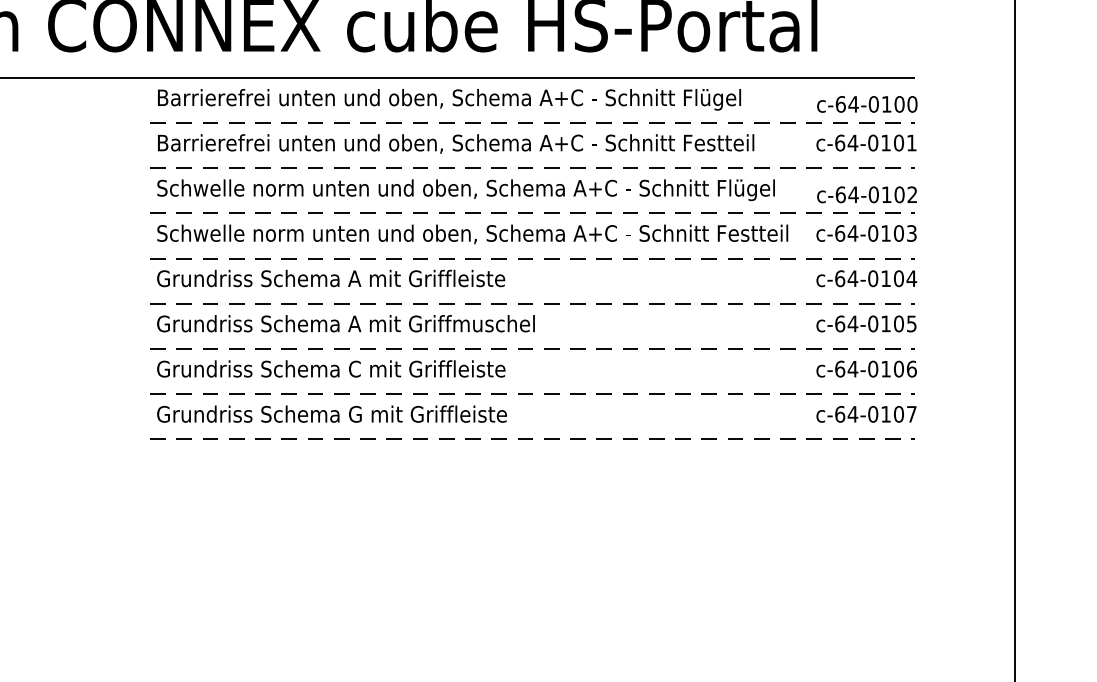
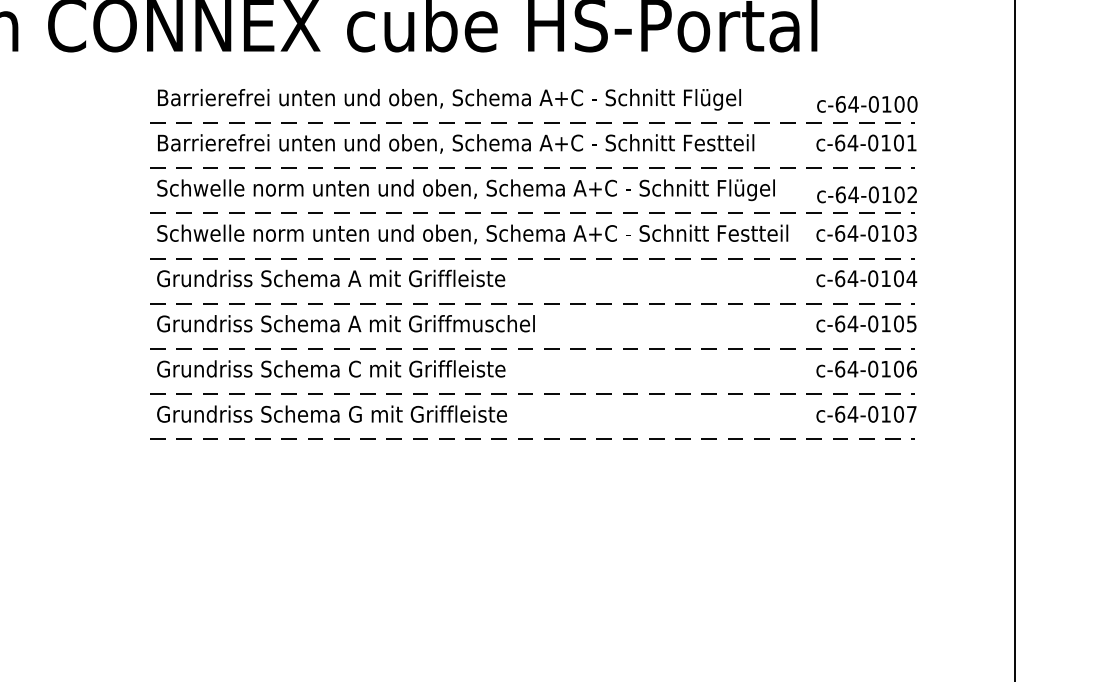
line: present -> none (458, 77)
